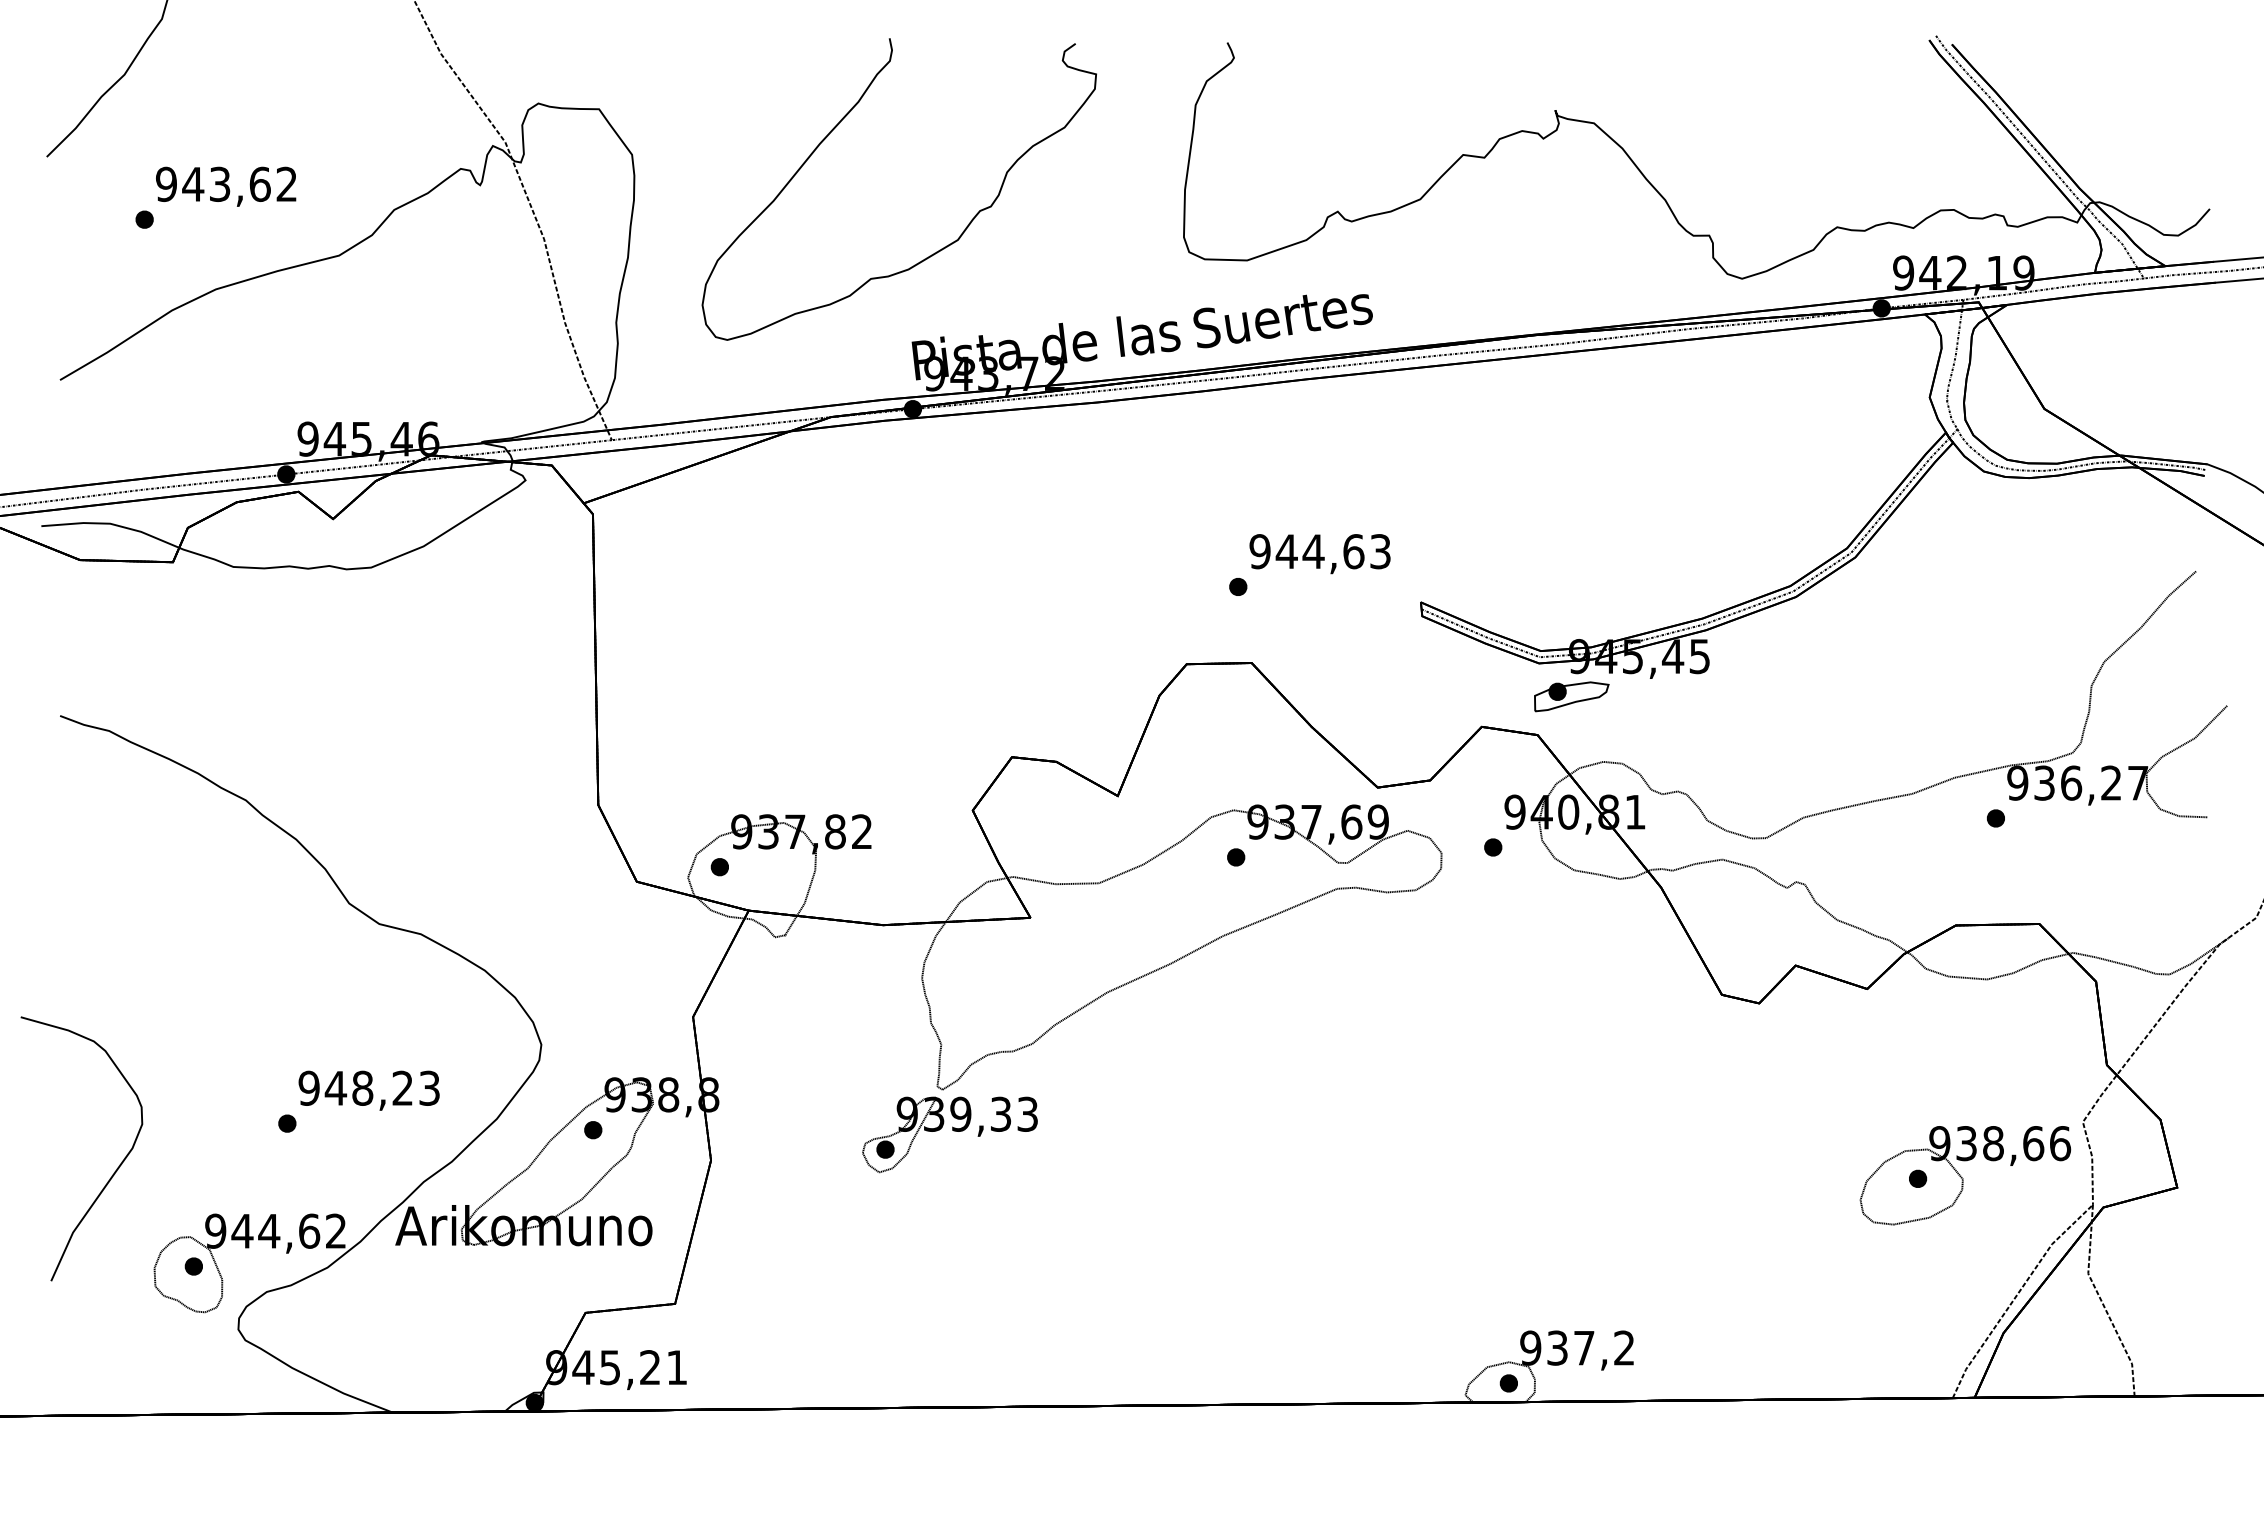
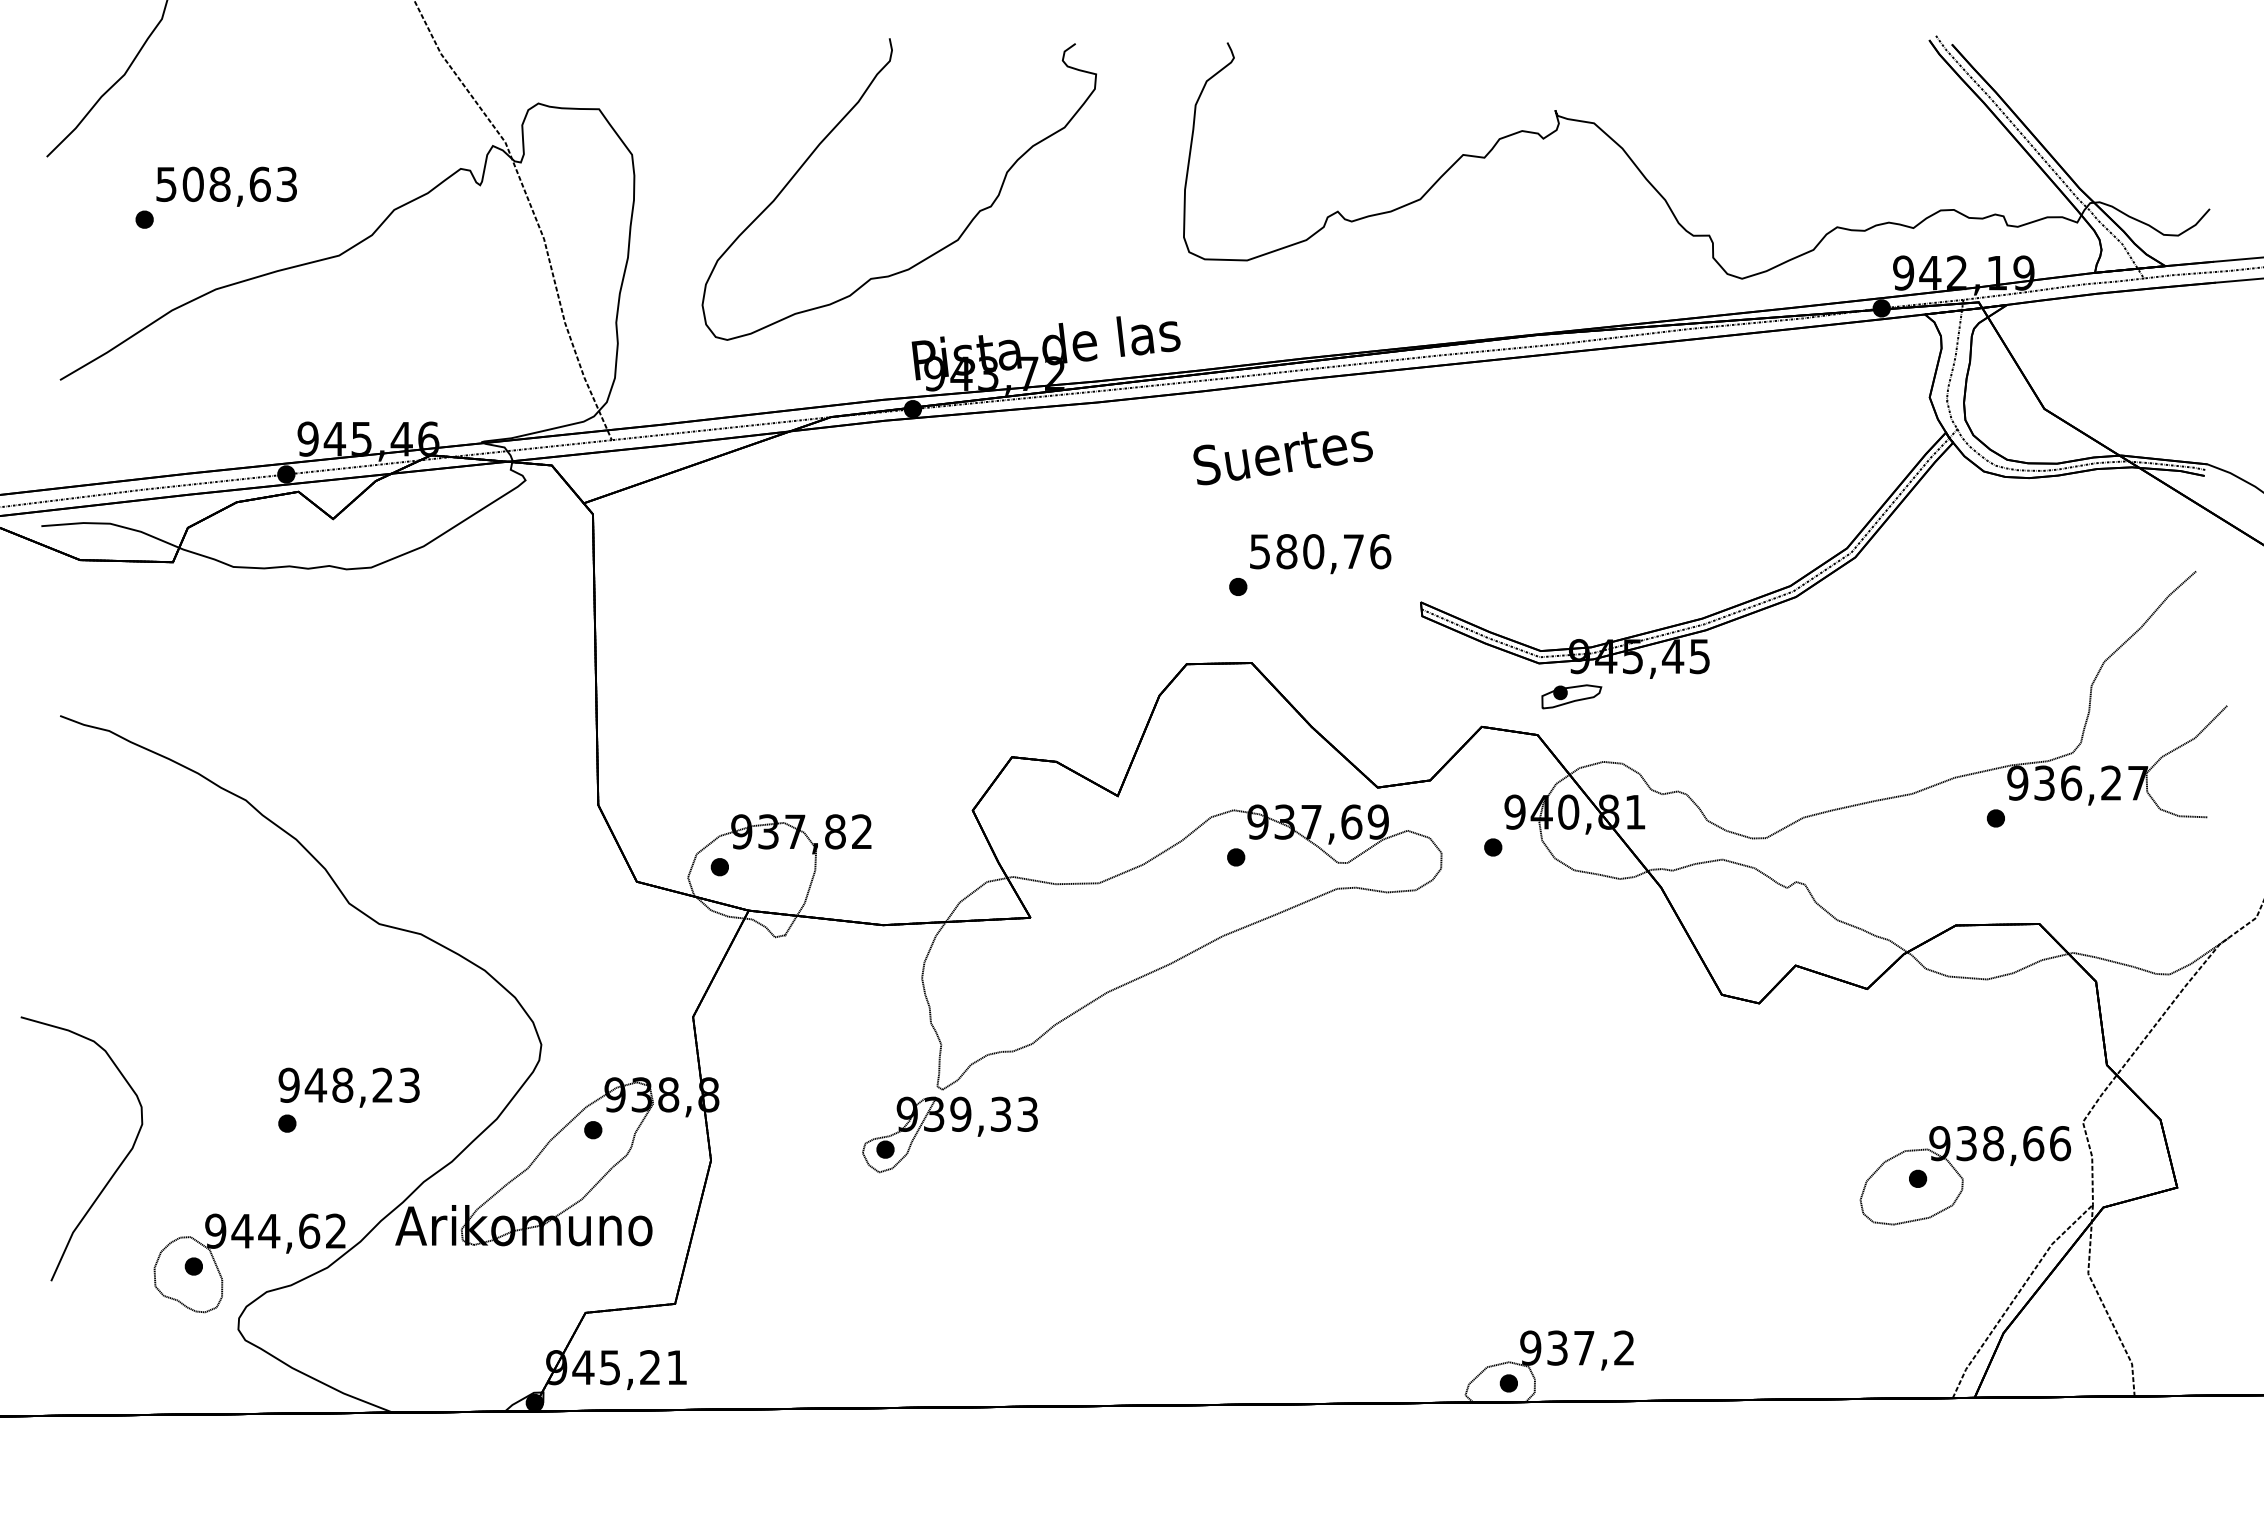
text: 943,62 -> 508,63 (226, 184)
text position: (1282, 321) -> (1282, 458) (1282, 458)
text: 944,63 -> 580,76 (1320, 551)
part size: 76x32 px -> 62x26 px (1571, 696)
text position: (368, 1090) -> (348, 1087) (348, 1087)
